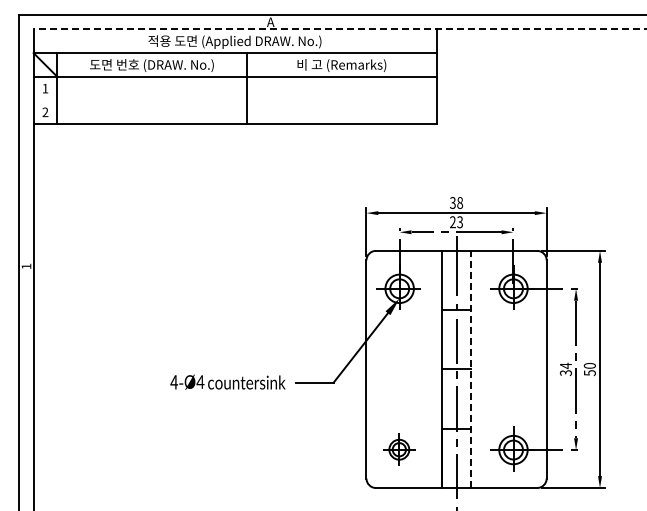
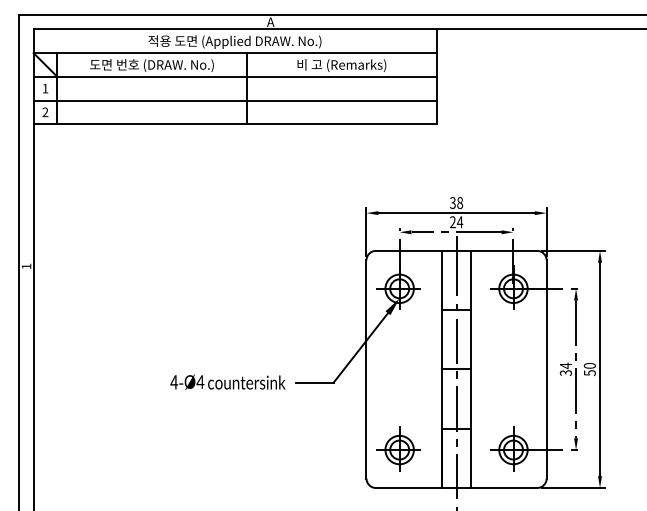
line: dashed -> solid (339, 29)
line: none -> present (234, 100)
text: 23 -> 24 (459, 222)
line: dashed -> solid (470, 369)
part size: 33x33 px -> 45x46 px (398, 448)
